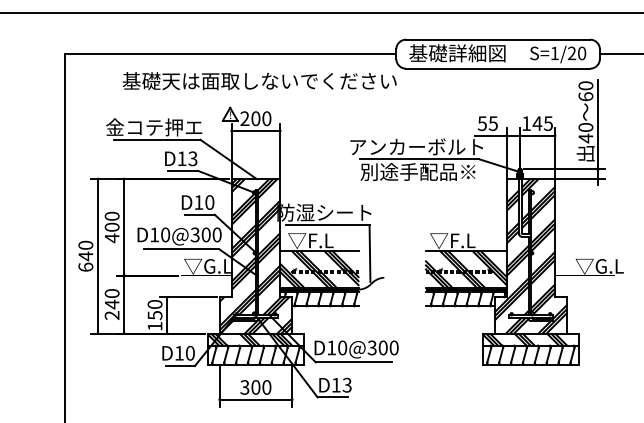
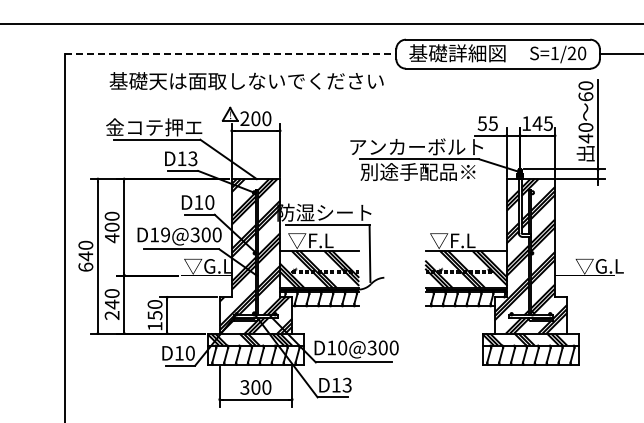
line position: (321, 12) -> (321, 23) (321, 23)
line: solid -> dashed (231, 54)
text position: (259, 81) -> (246, 81) (246, 81)
text: D10@300 -> D19@300 (165, 234)
